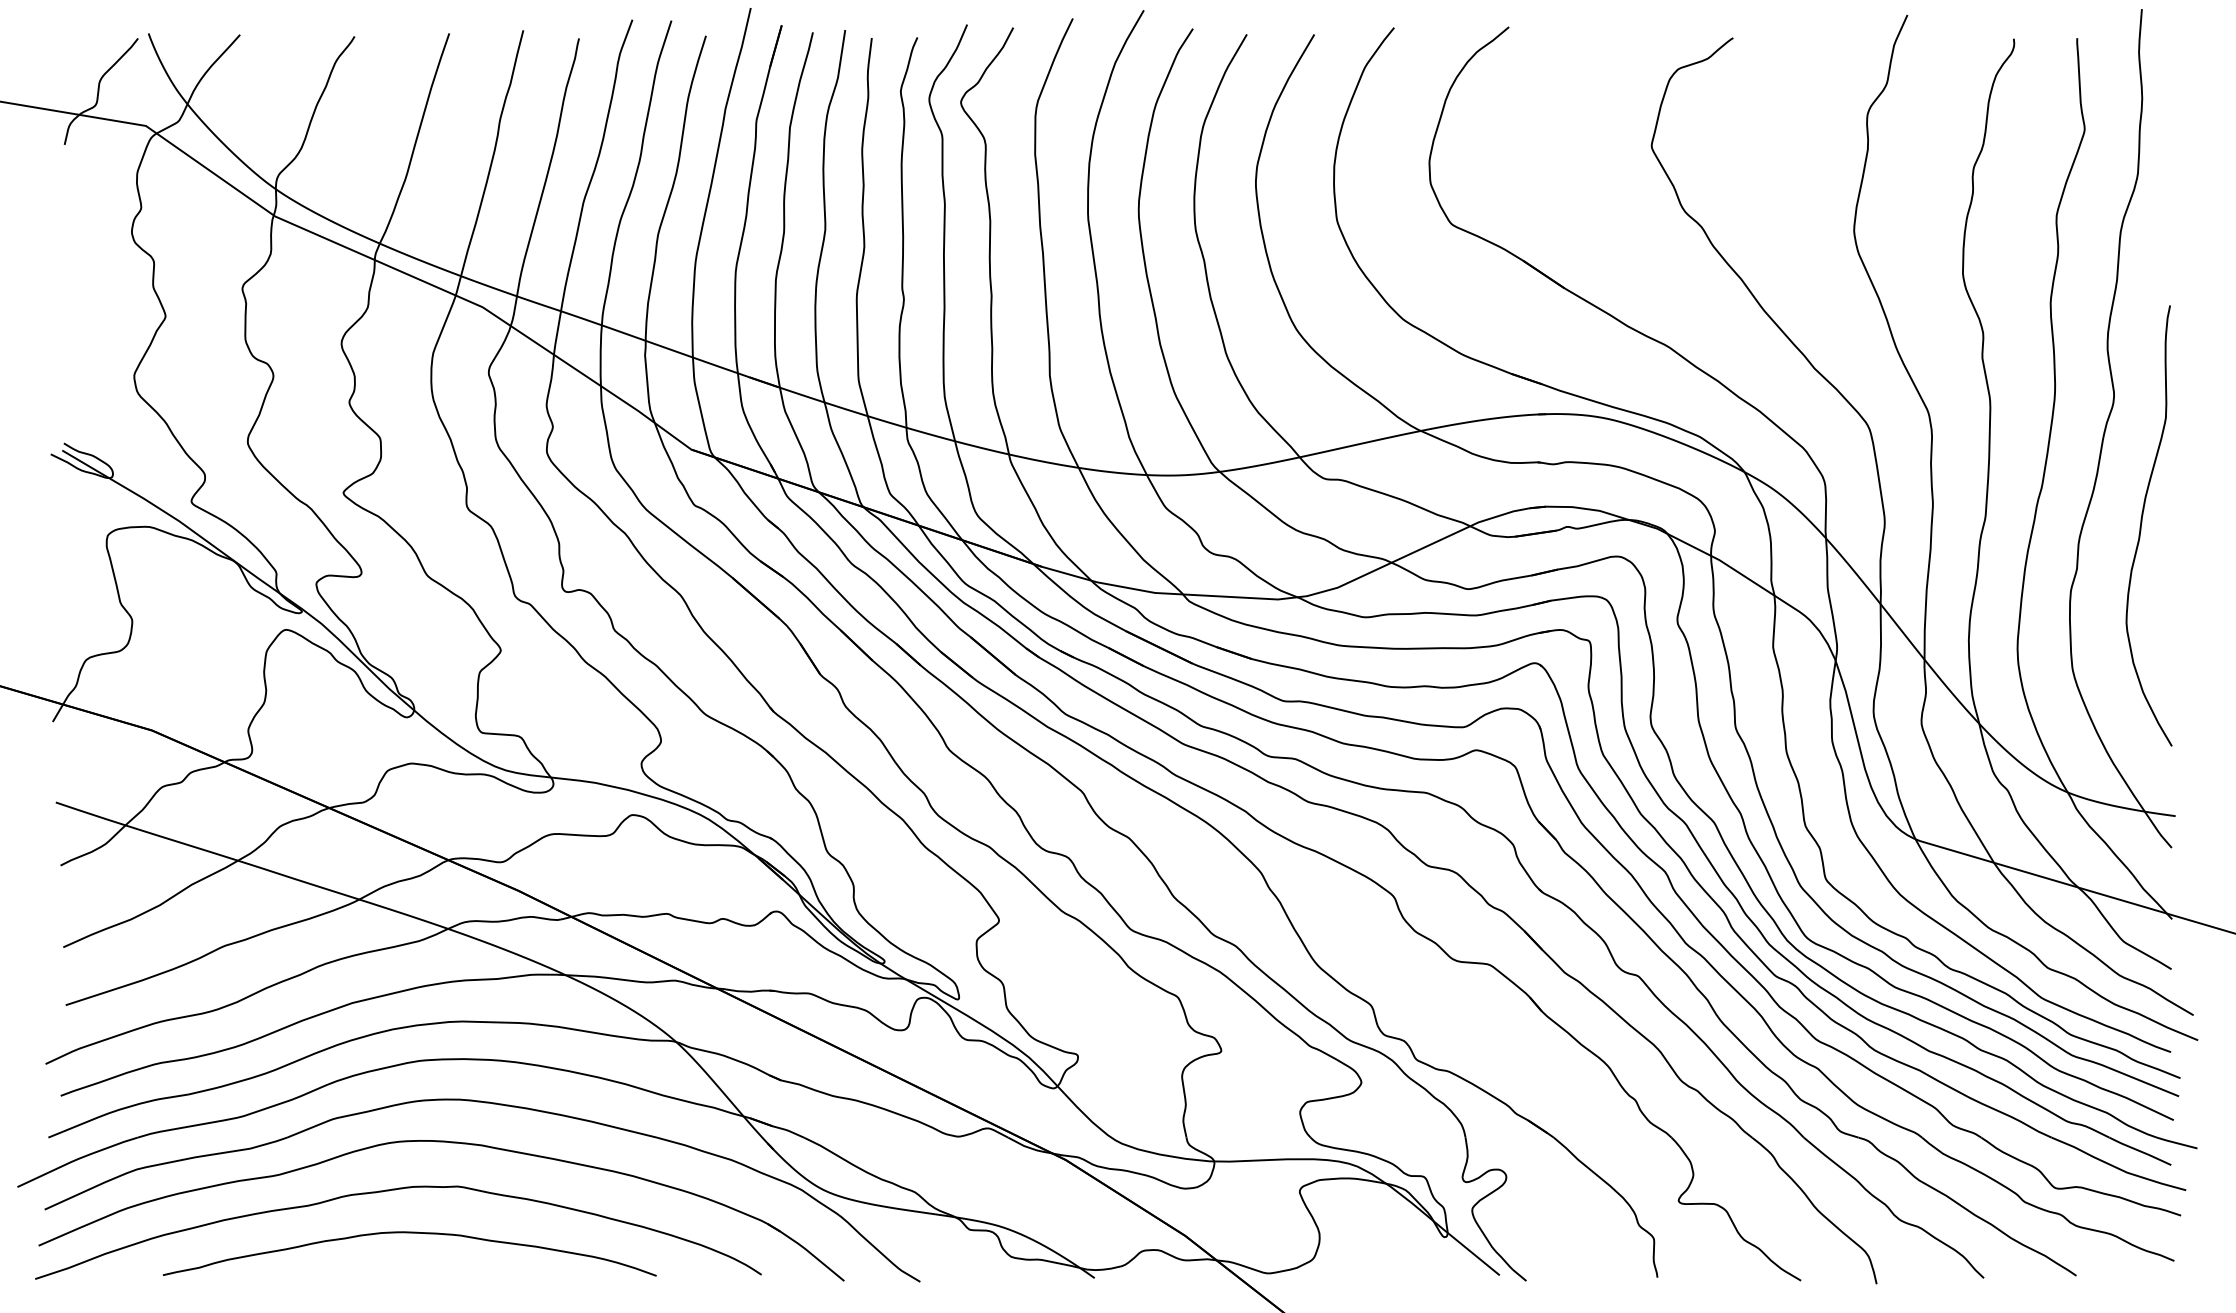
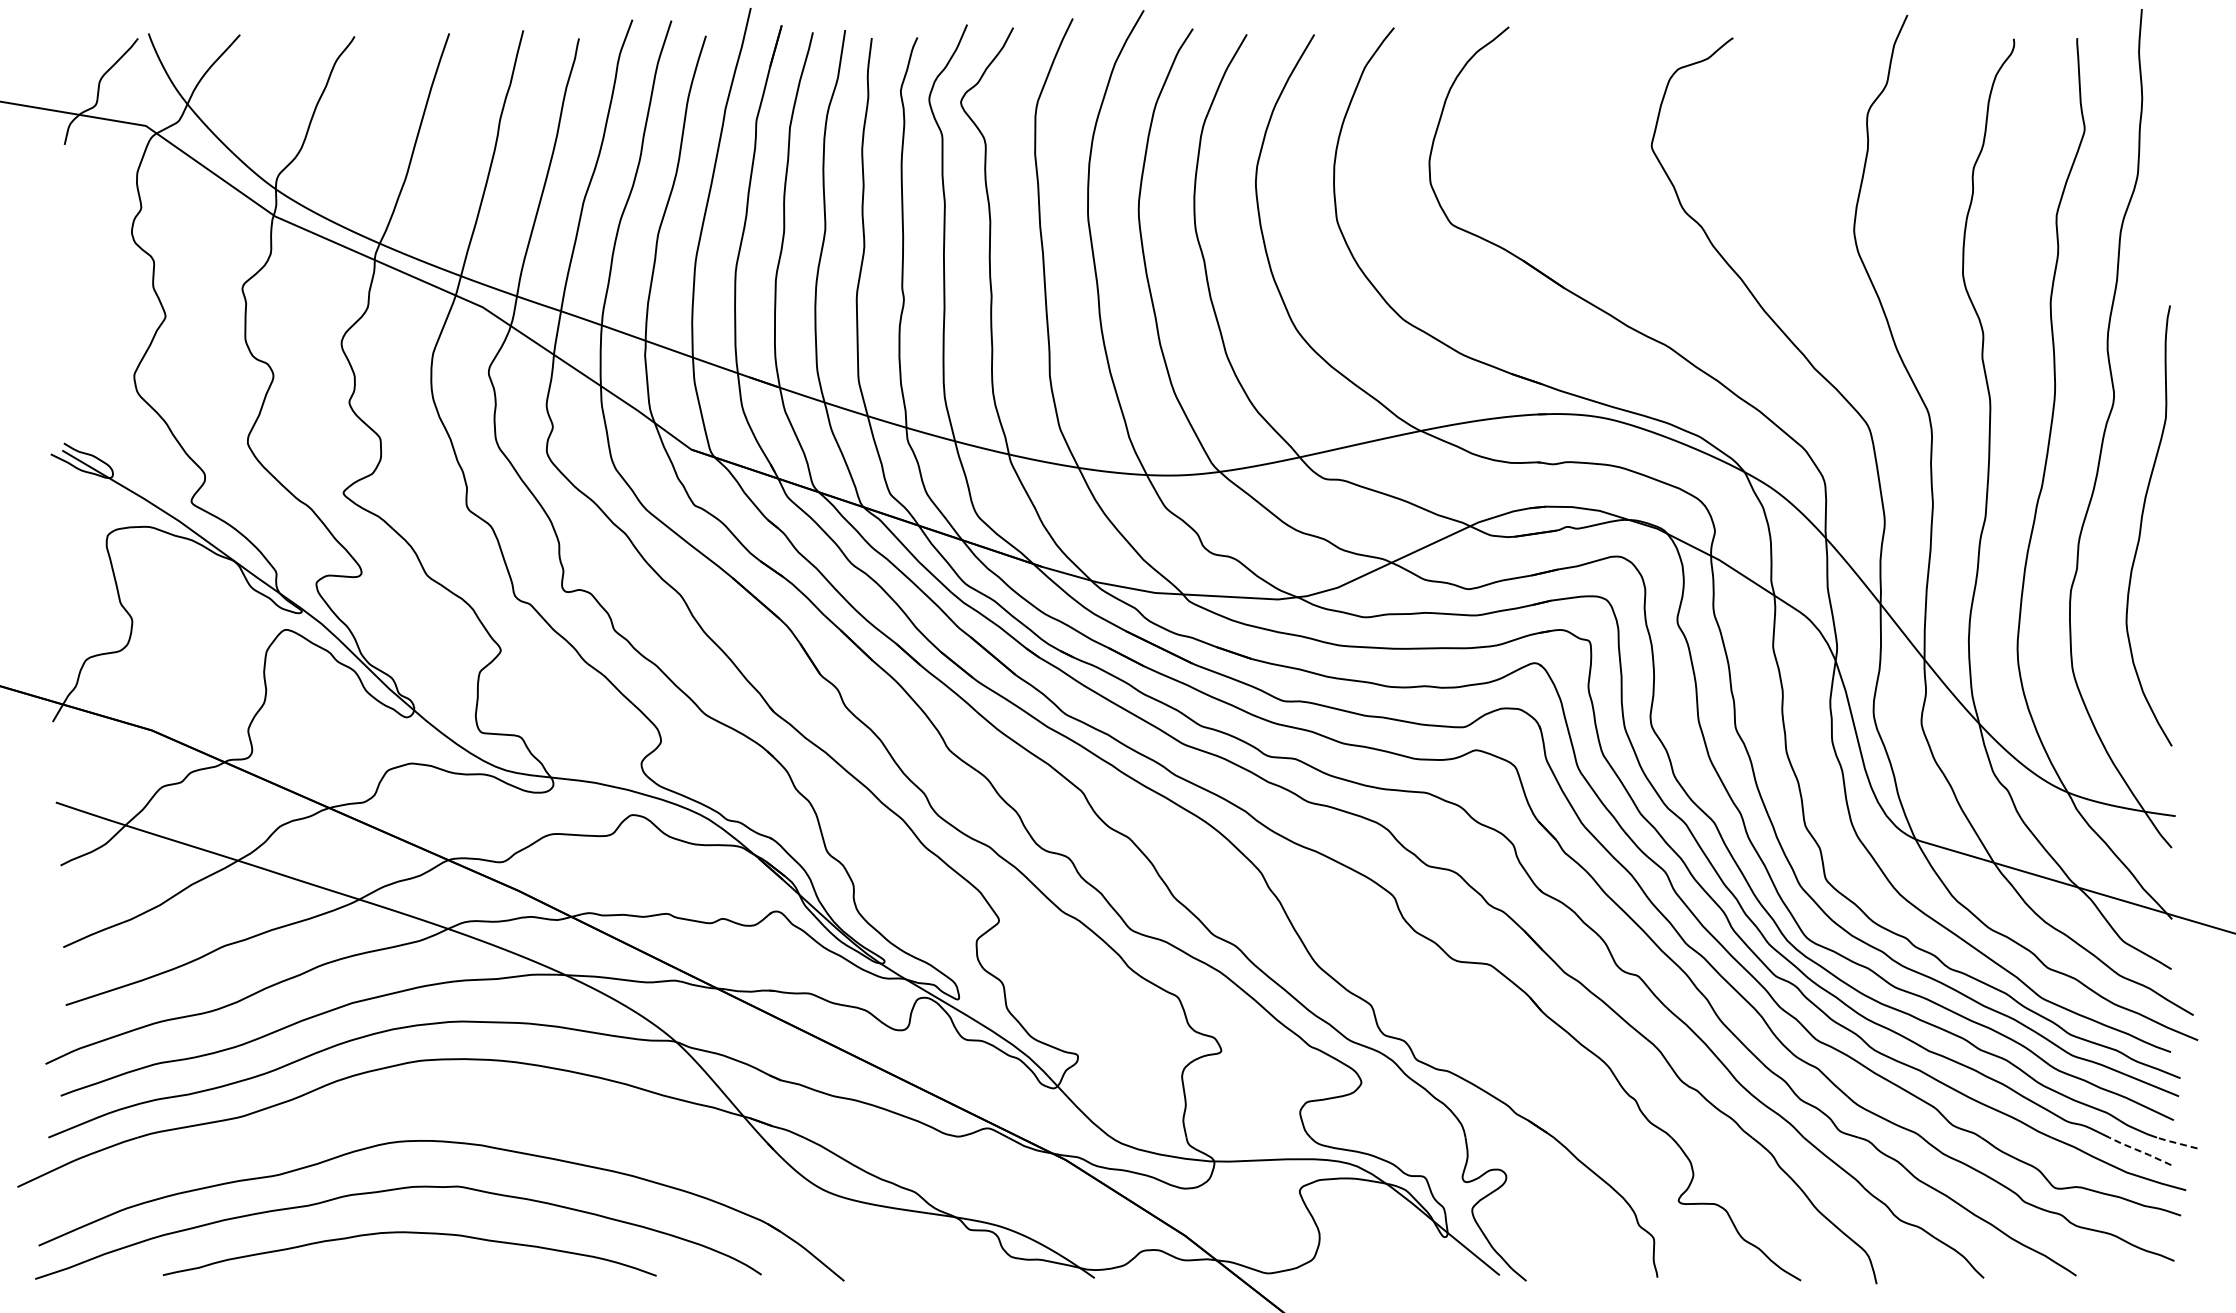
part: present -> none (492, 1104)
line: solid -> dashed (2176, 1143)
line: solid -> dashed (2140, 1151)
